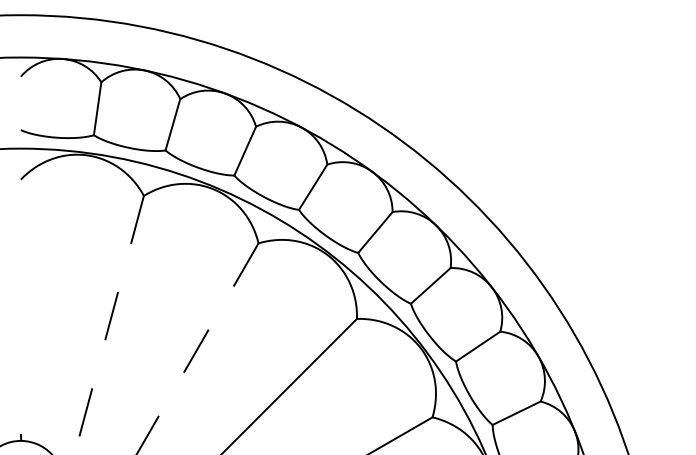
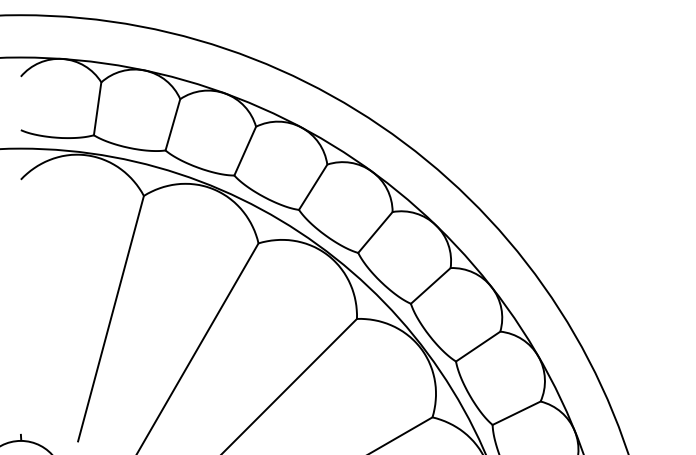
line: dashed -> solid (110, 319)
line: dashed -> solid (197, 349)
